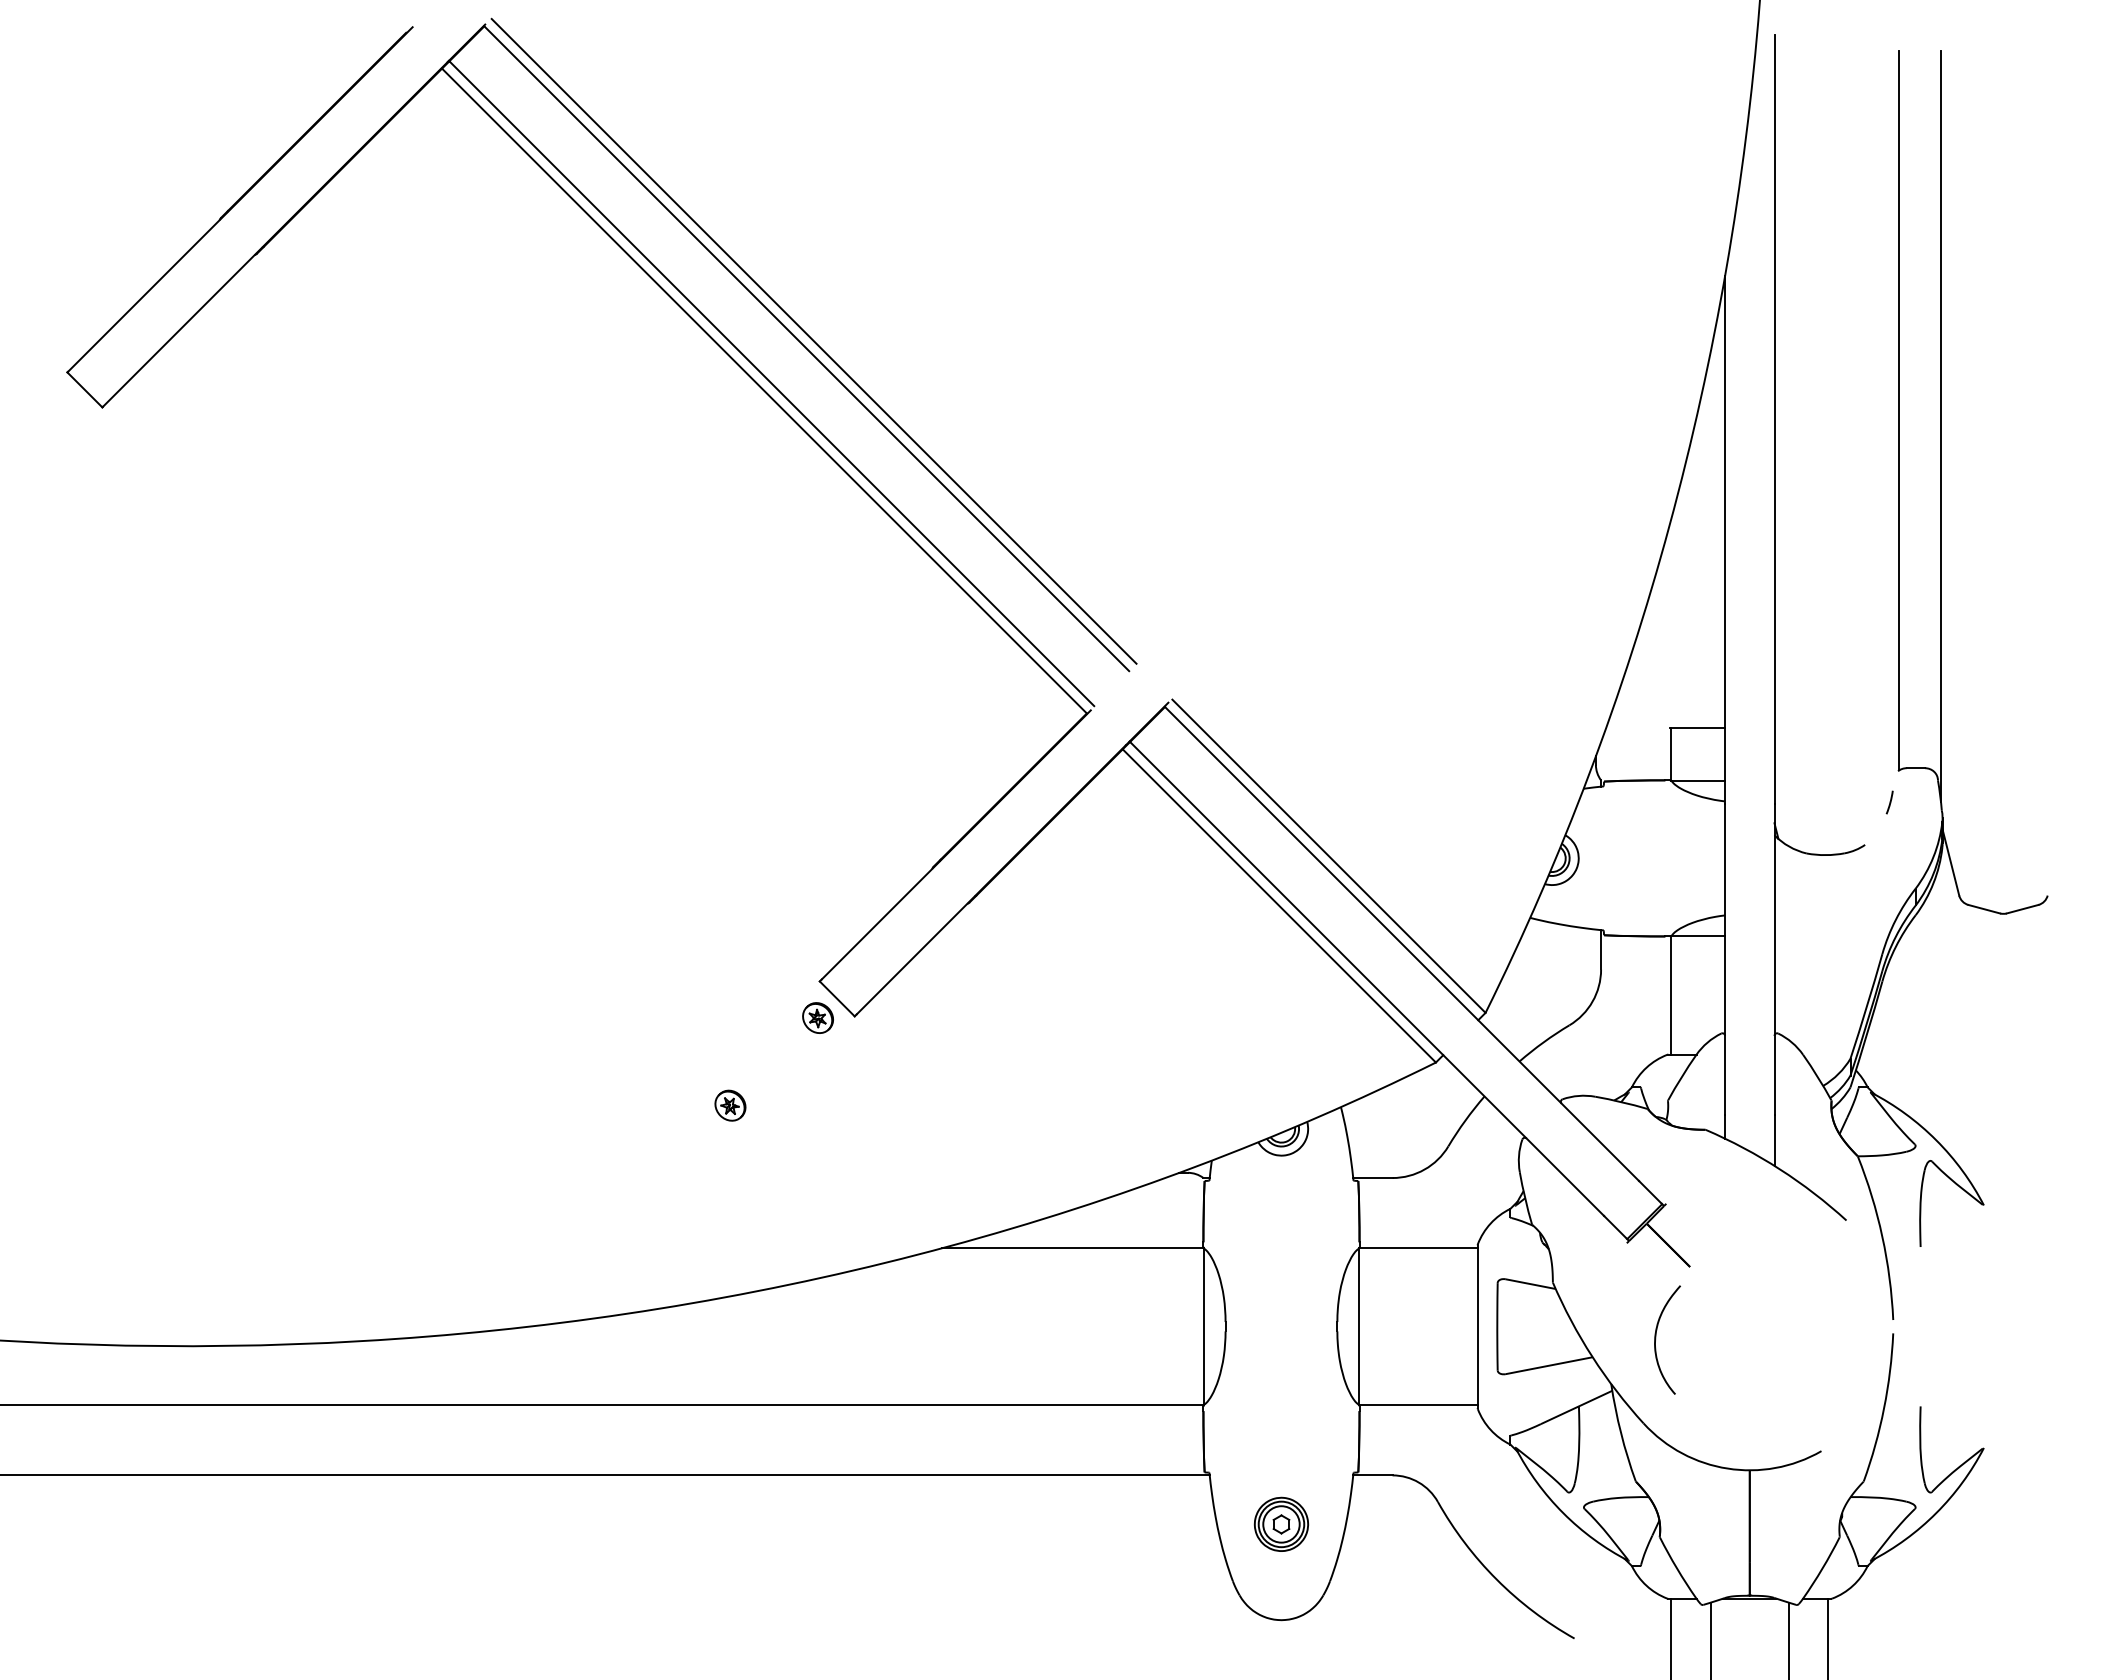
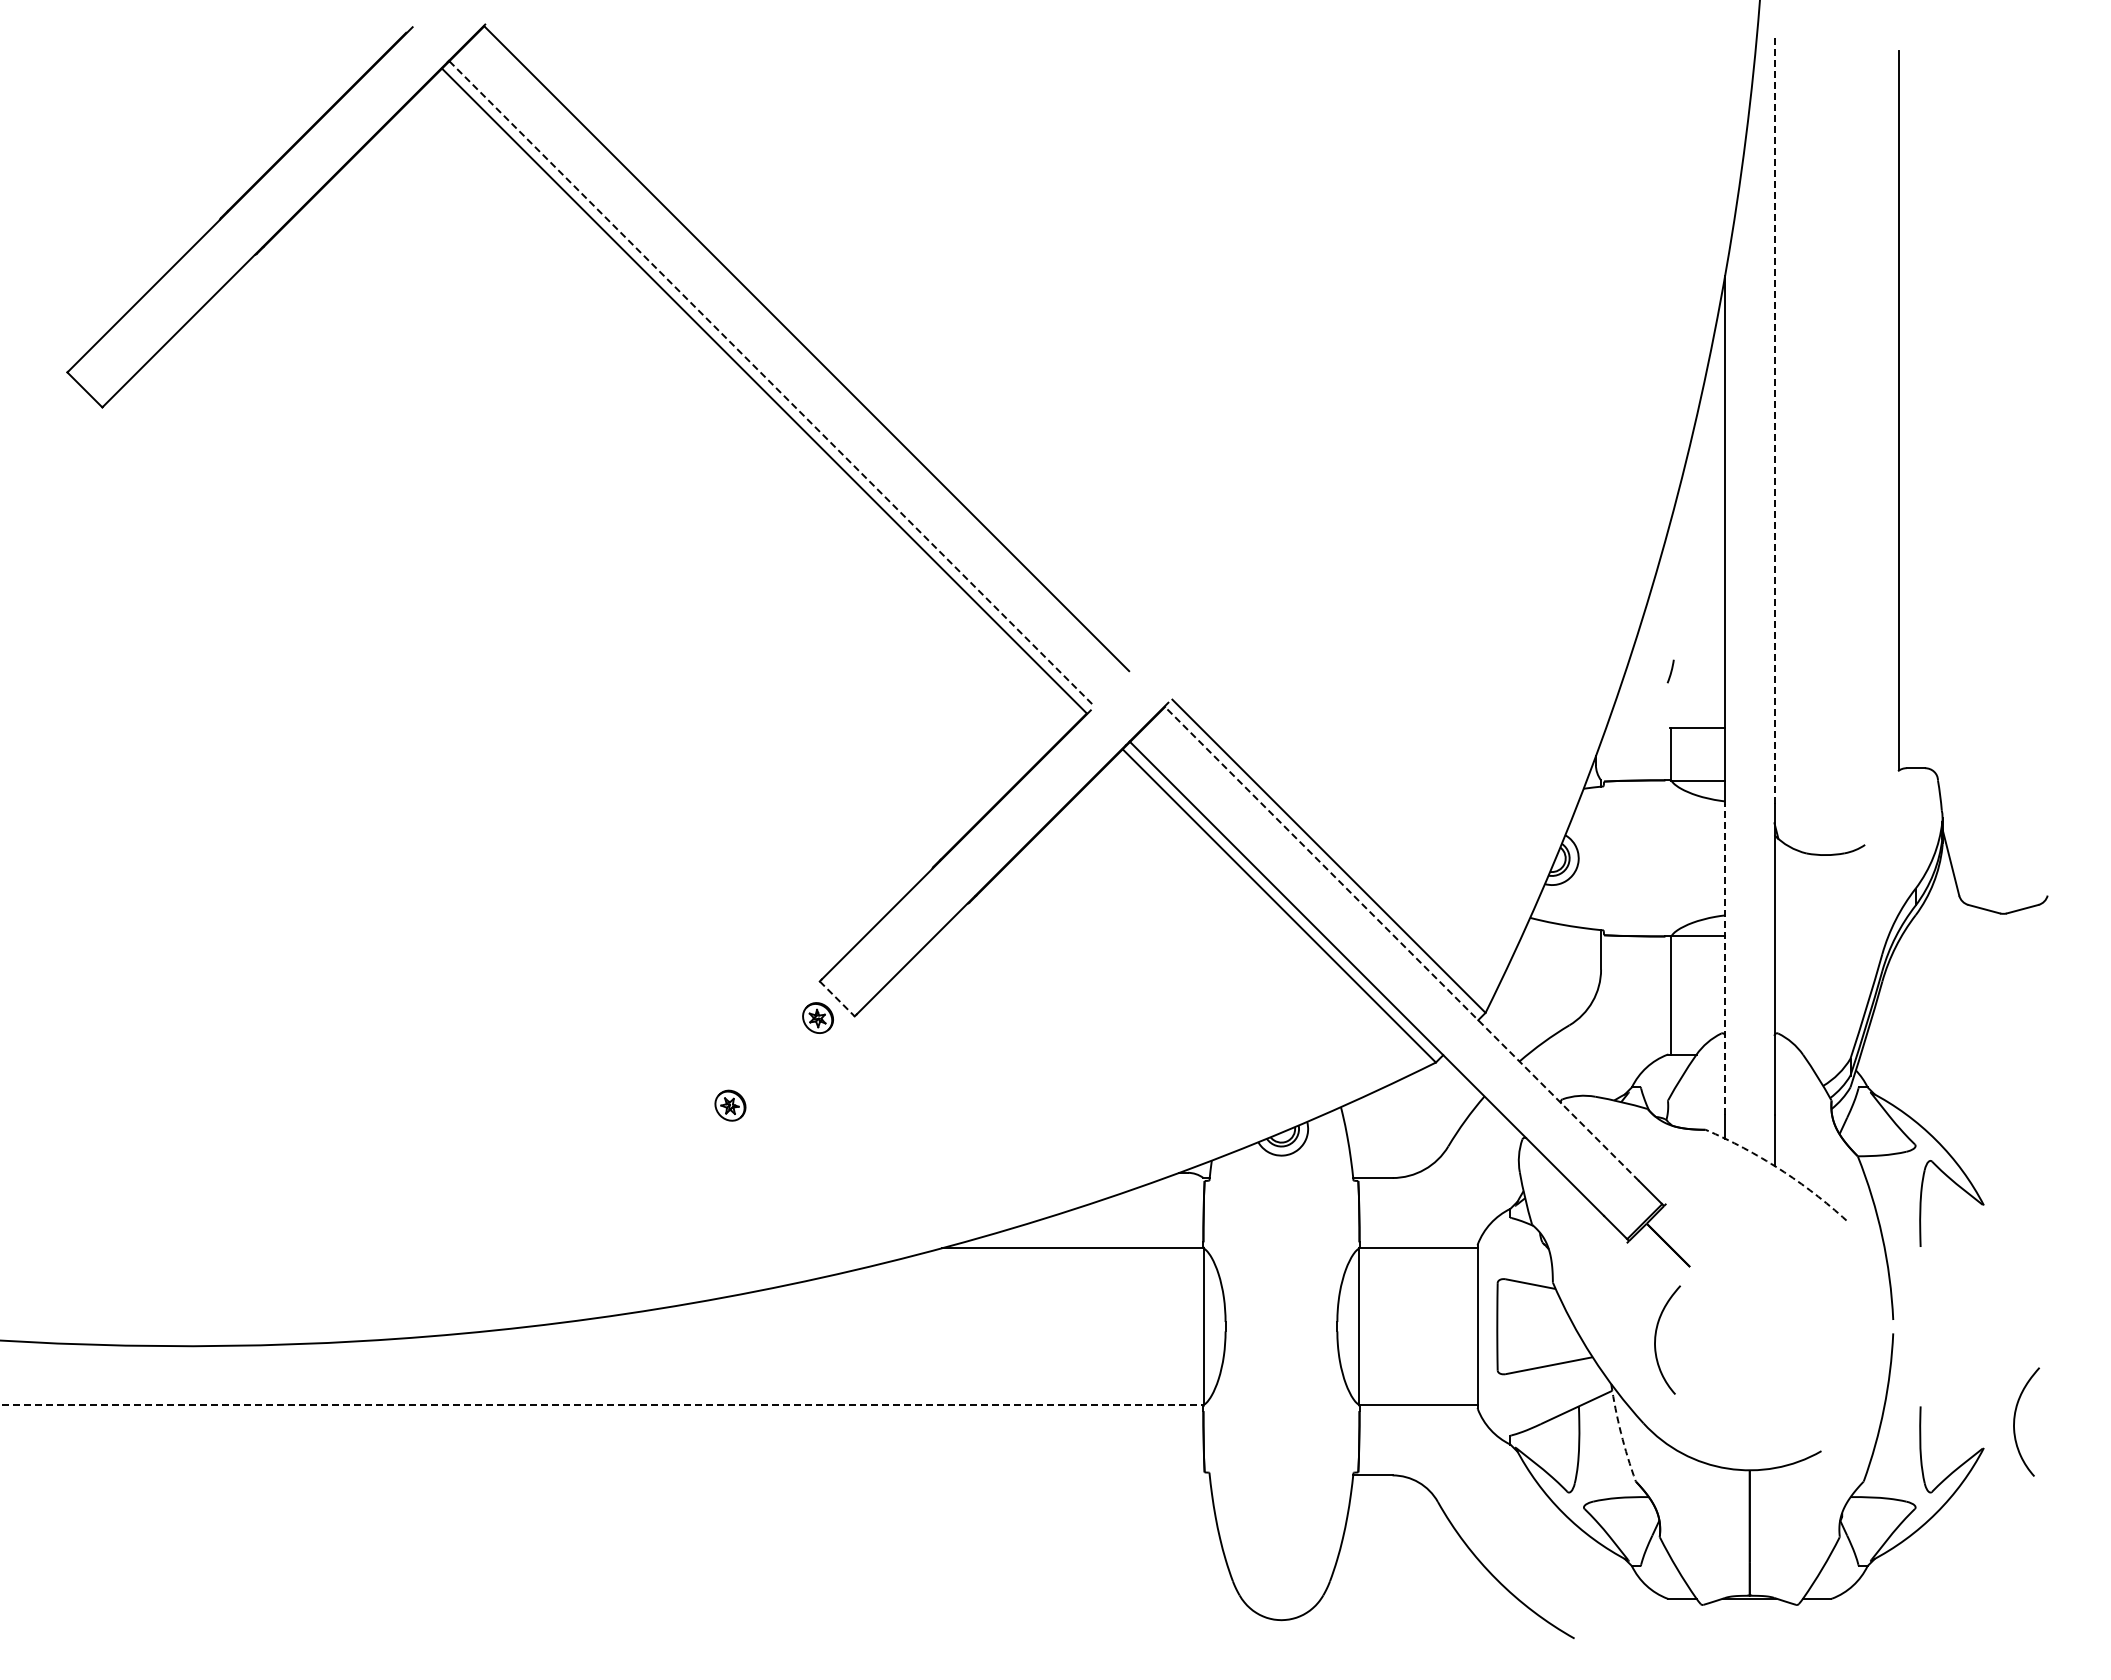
line: present -> none (813, 340)
line: solid -> dashed (771, 383)
line: solid -> dashed (1774, 419)
line: present -> none (1941, 426)
line position: (1889, 802) -> (1670, 671) (1670, 671)
line: solid -> dashed (1401, 943)
line: solid -> dashed (1725, 958)
line: solid -> dashed (837, 998)
arc: solid -> dashed (1779, 1169)
line: solid -> dashed (602, 1405)
curve: none -> present (2015, 1421)
arc: solid -> dashed (1621, 1433)
line: present -> none (605, 1475)
part: present -> none (1281, 1523)
line: present -> none (1671, 1637)
line: present -> none (1828, 1637)
line: present -> none (1710, 1639)
line: present -> none (1788, 1639)
